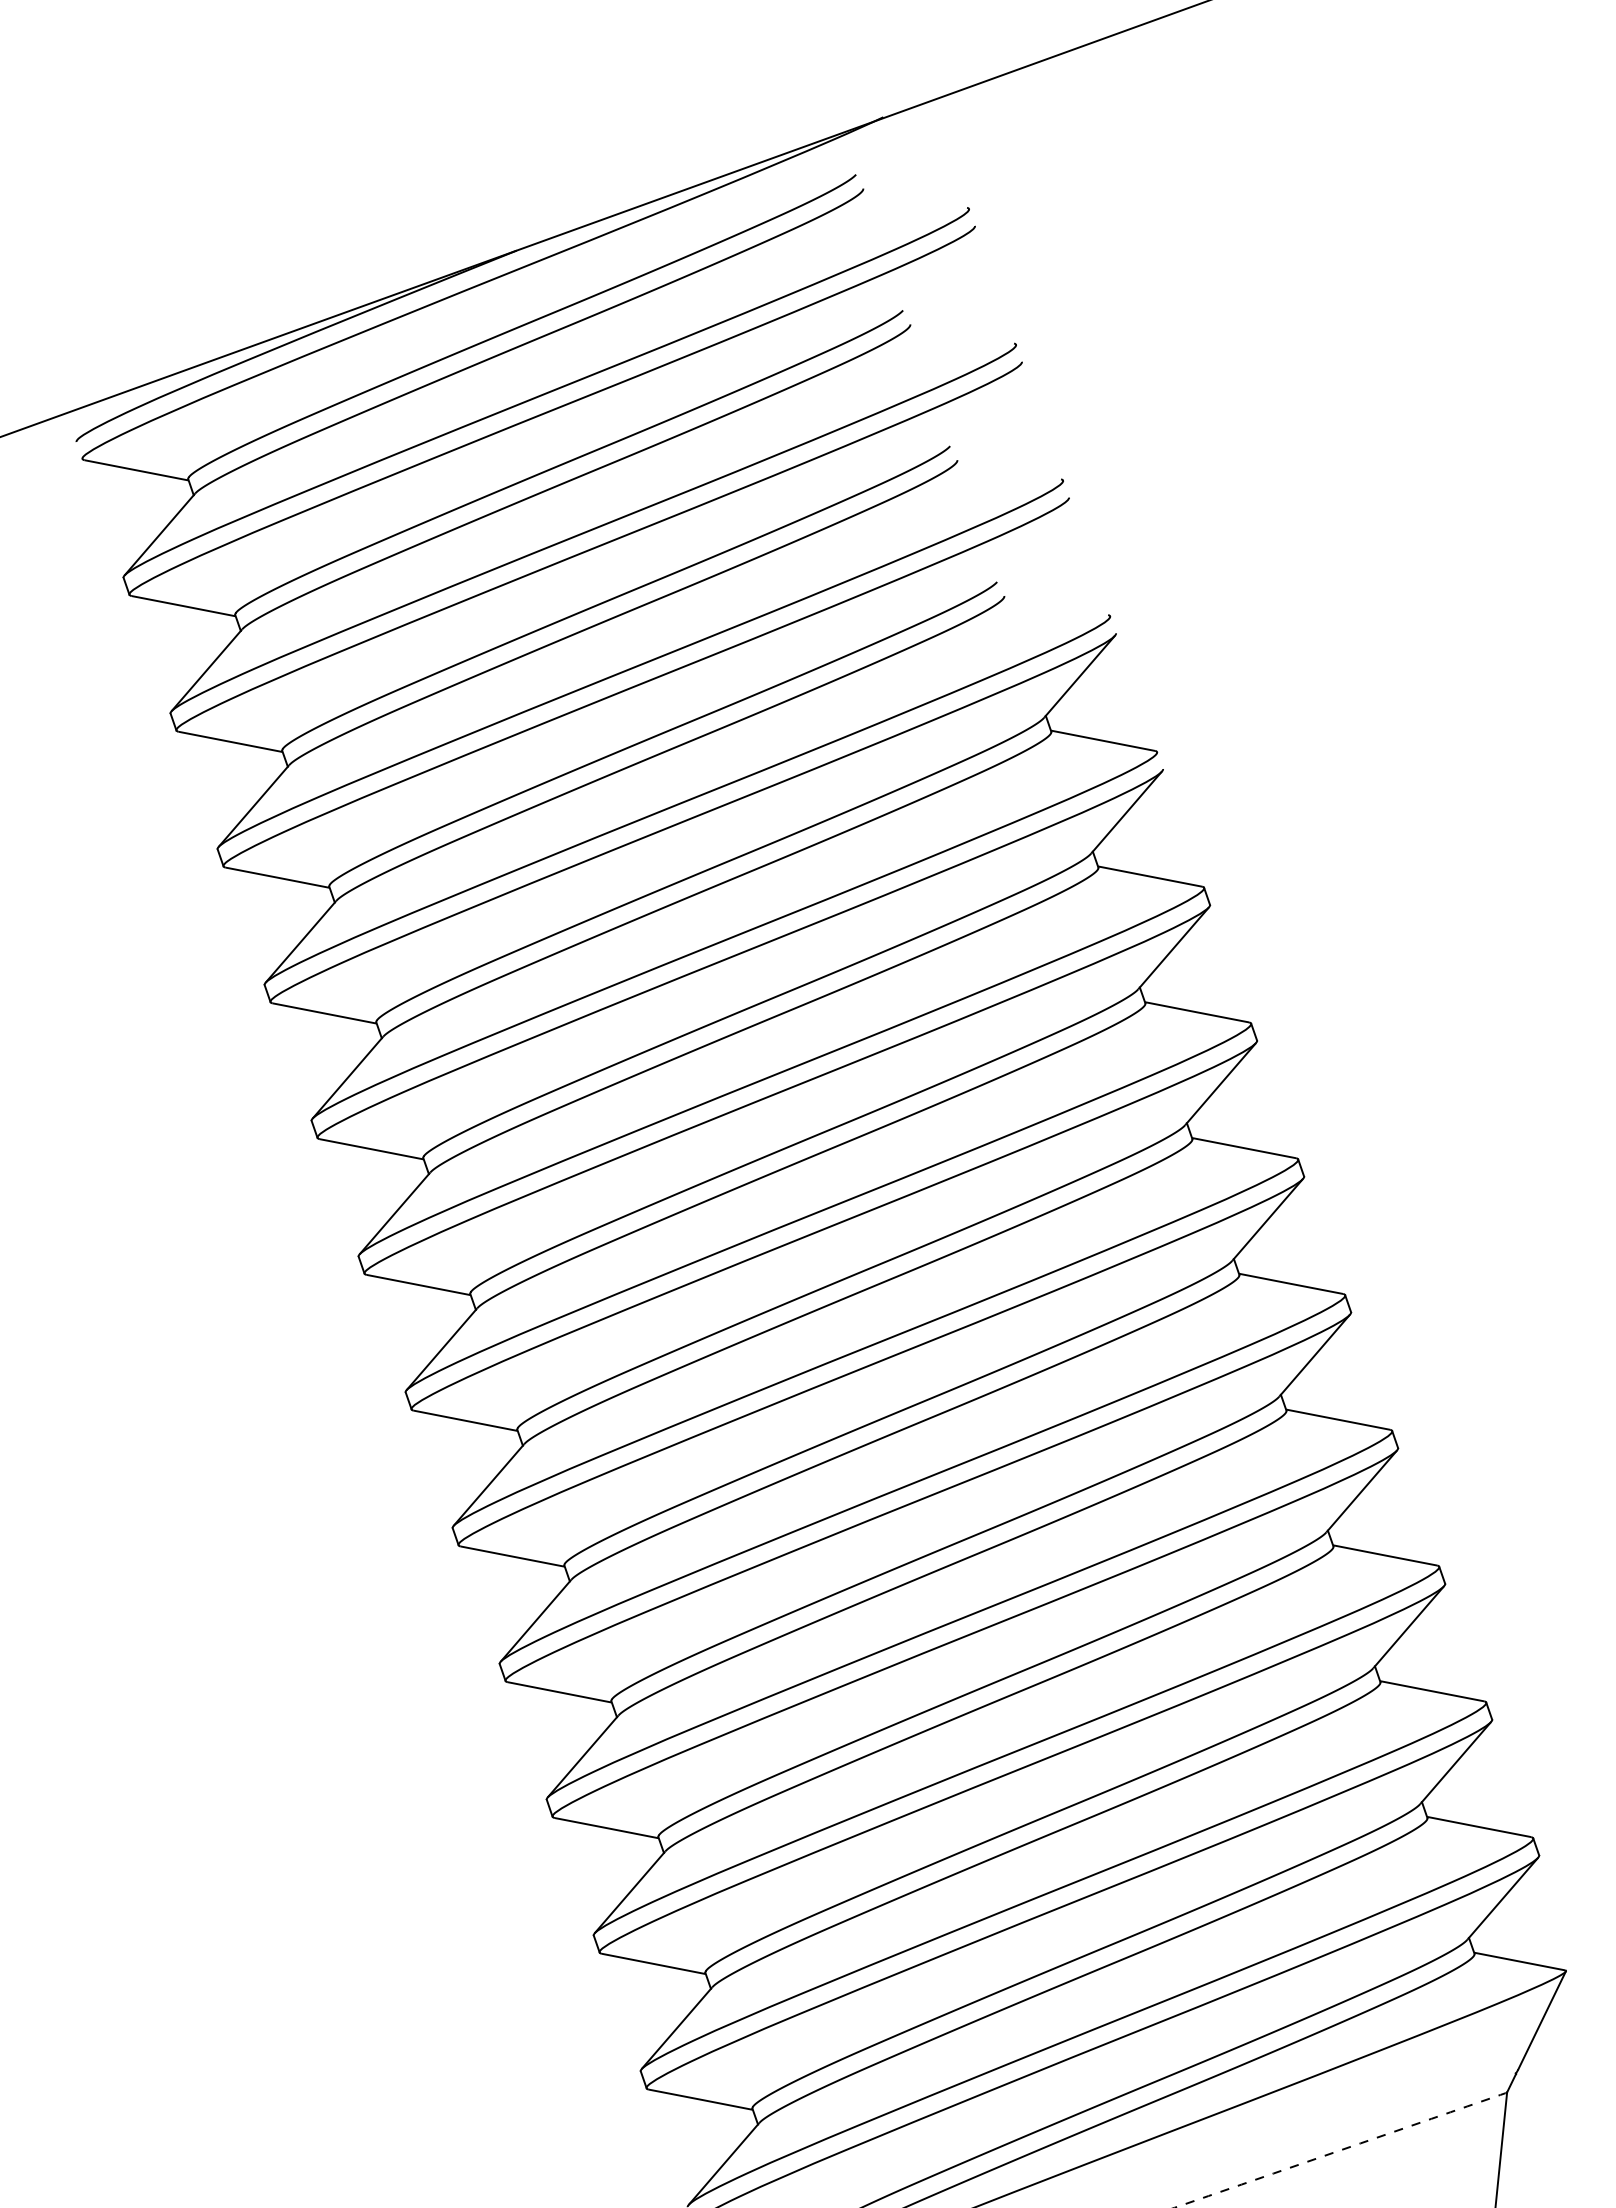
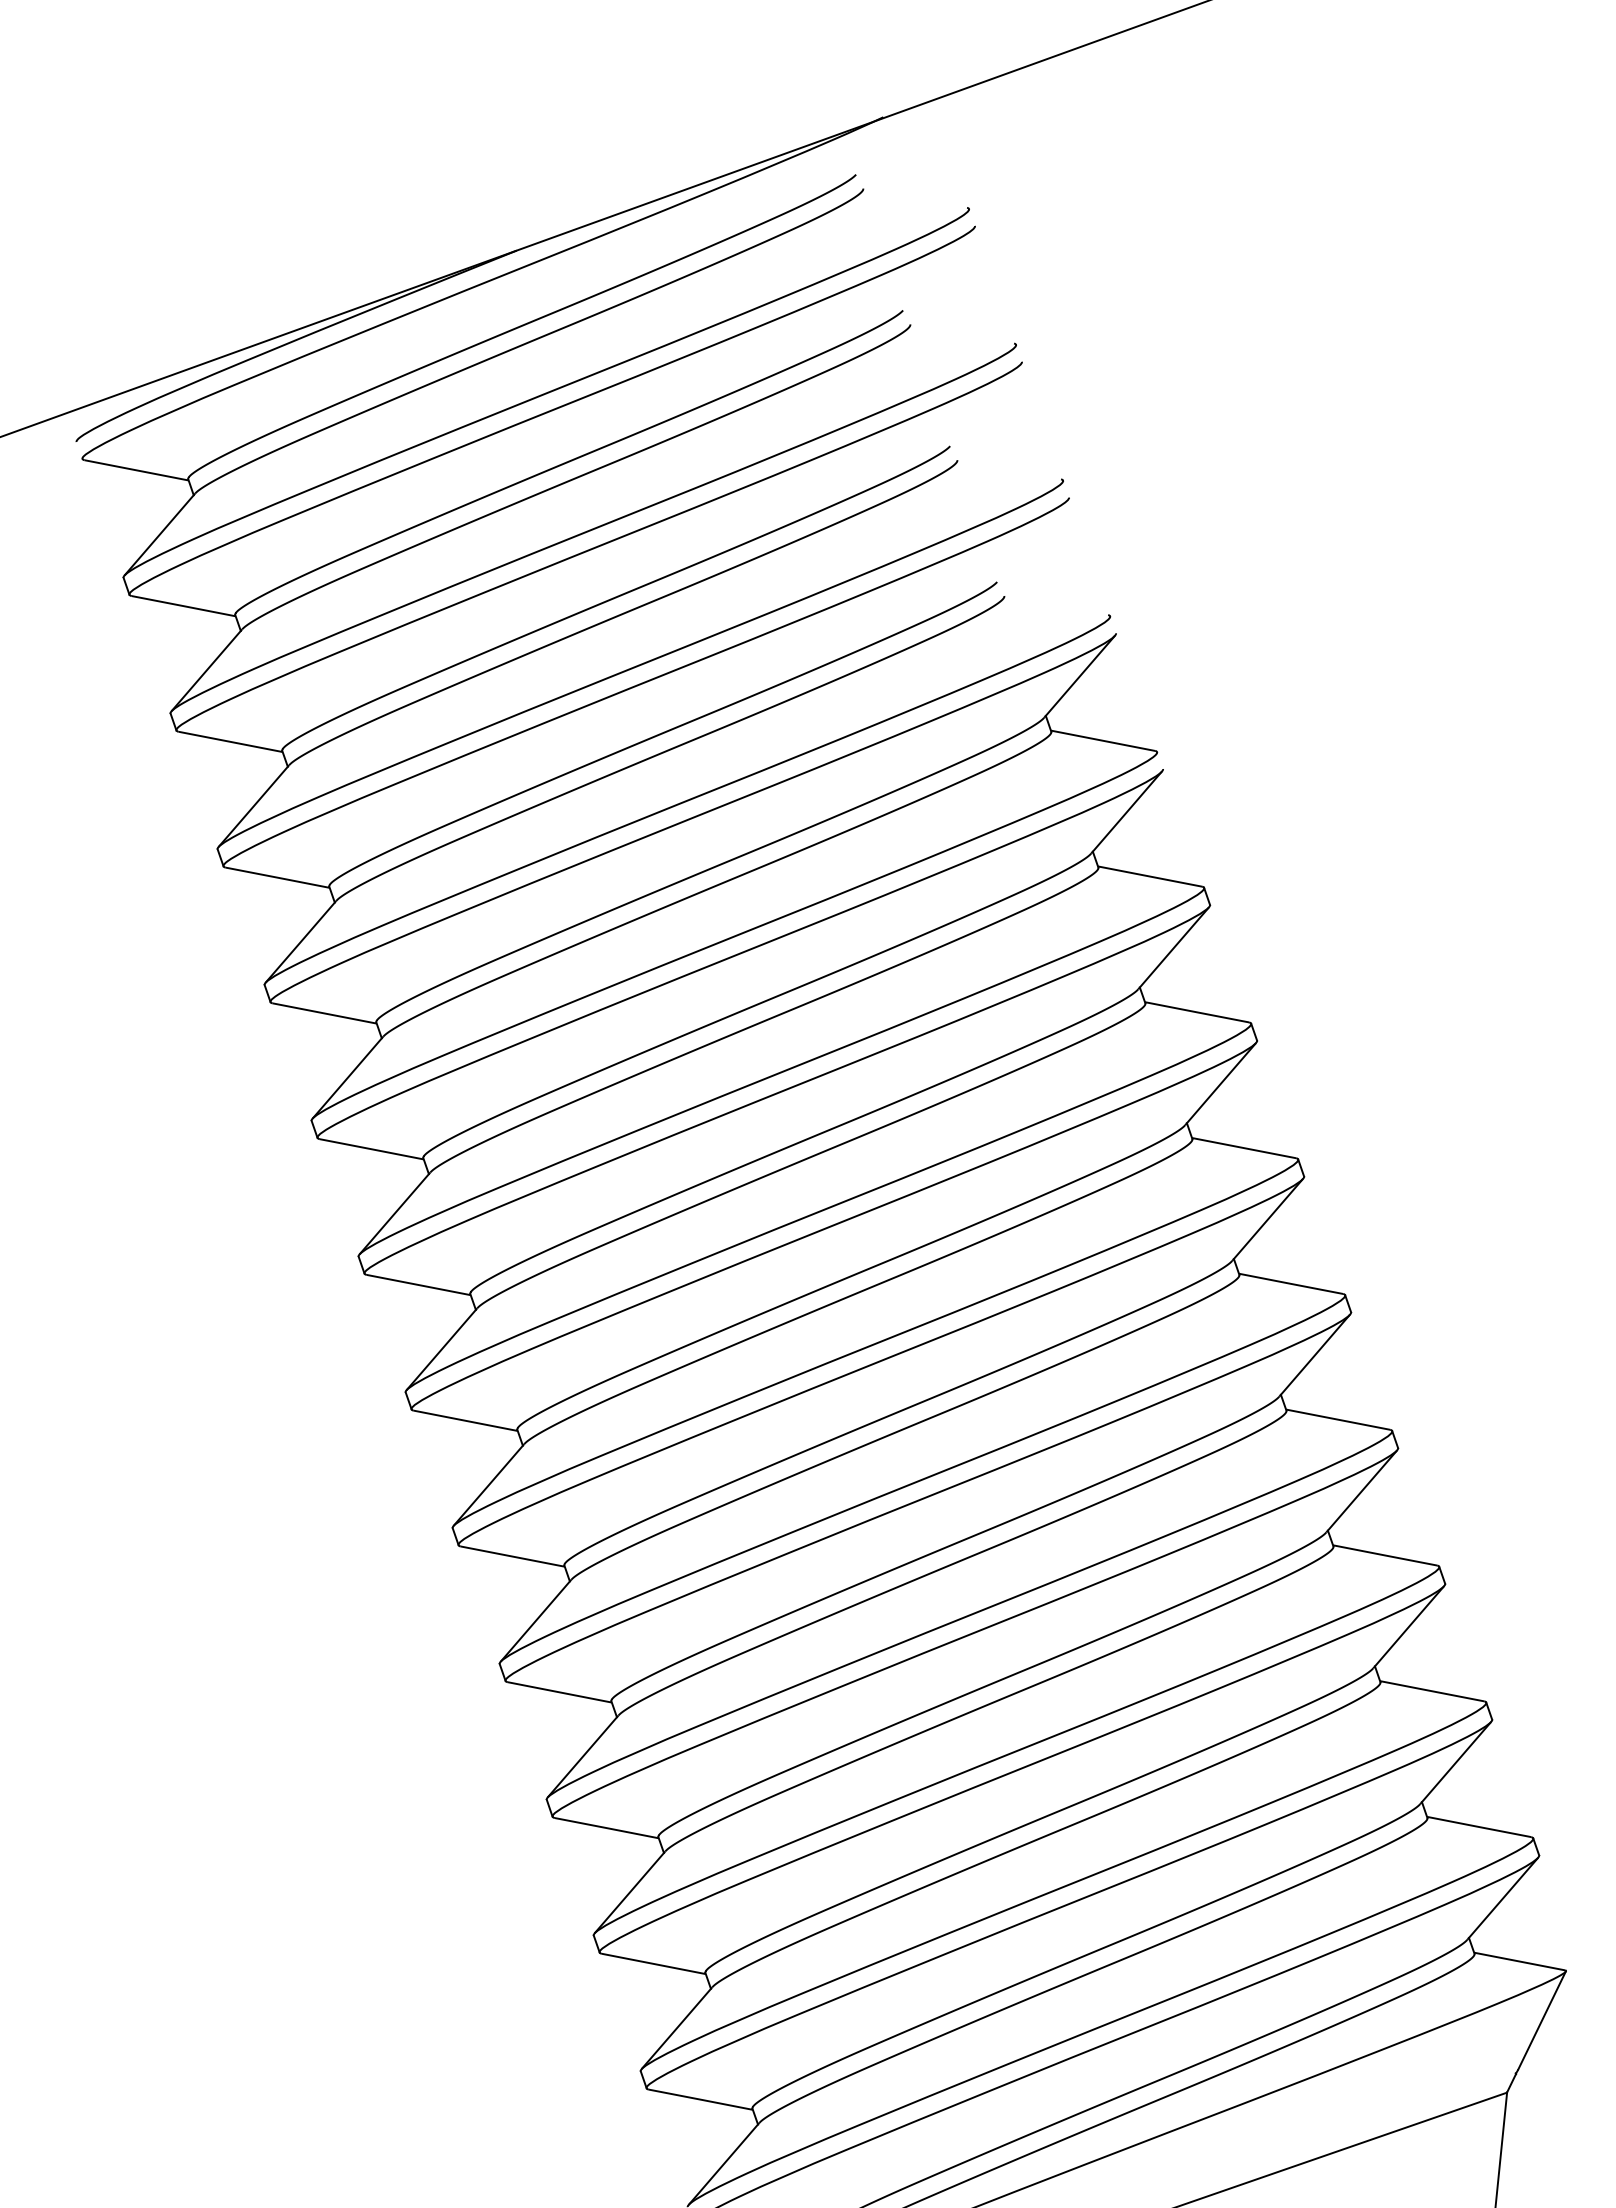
arc: dashed -> solid (1347, 2147)
